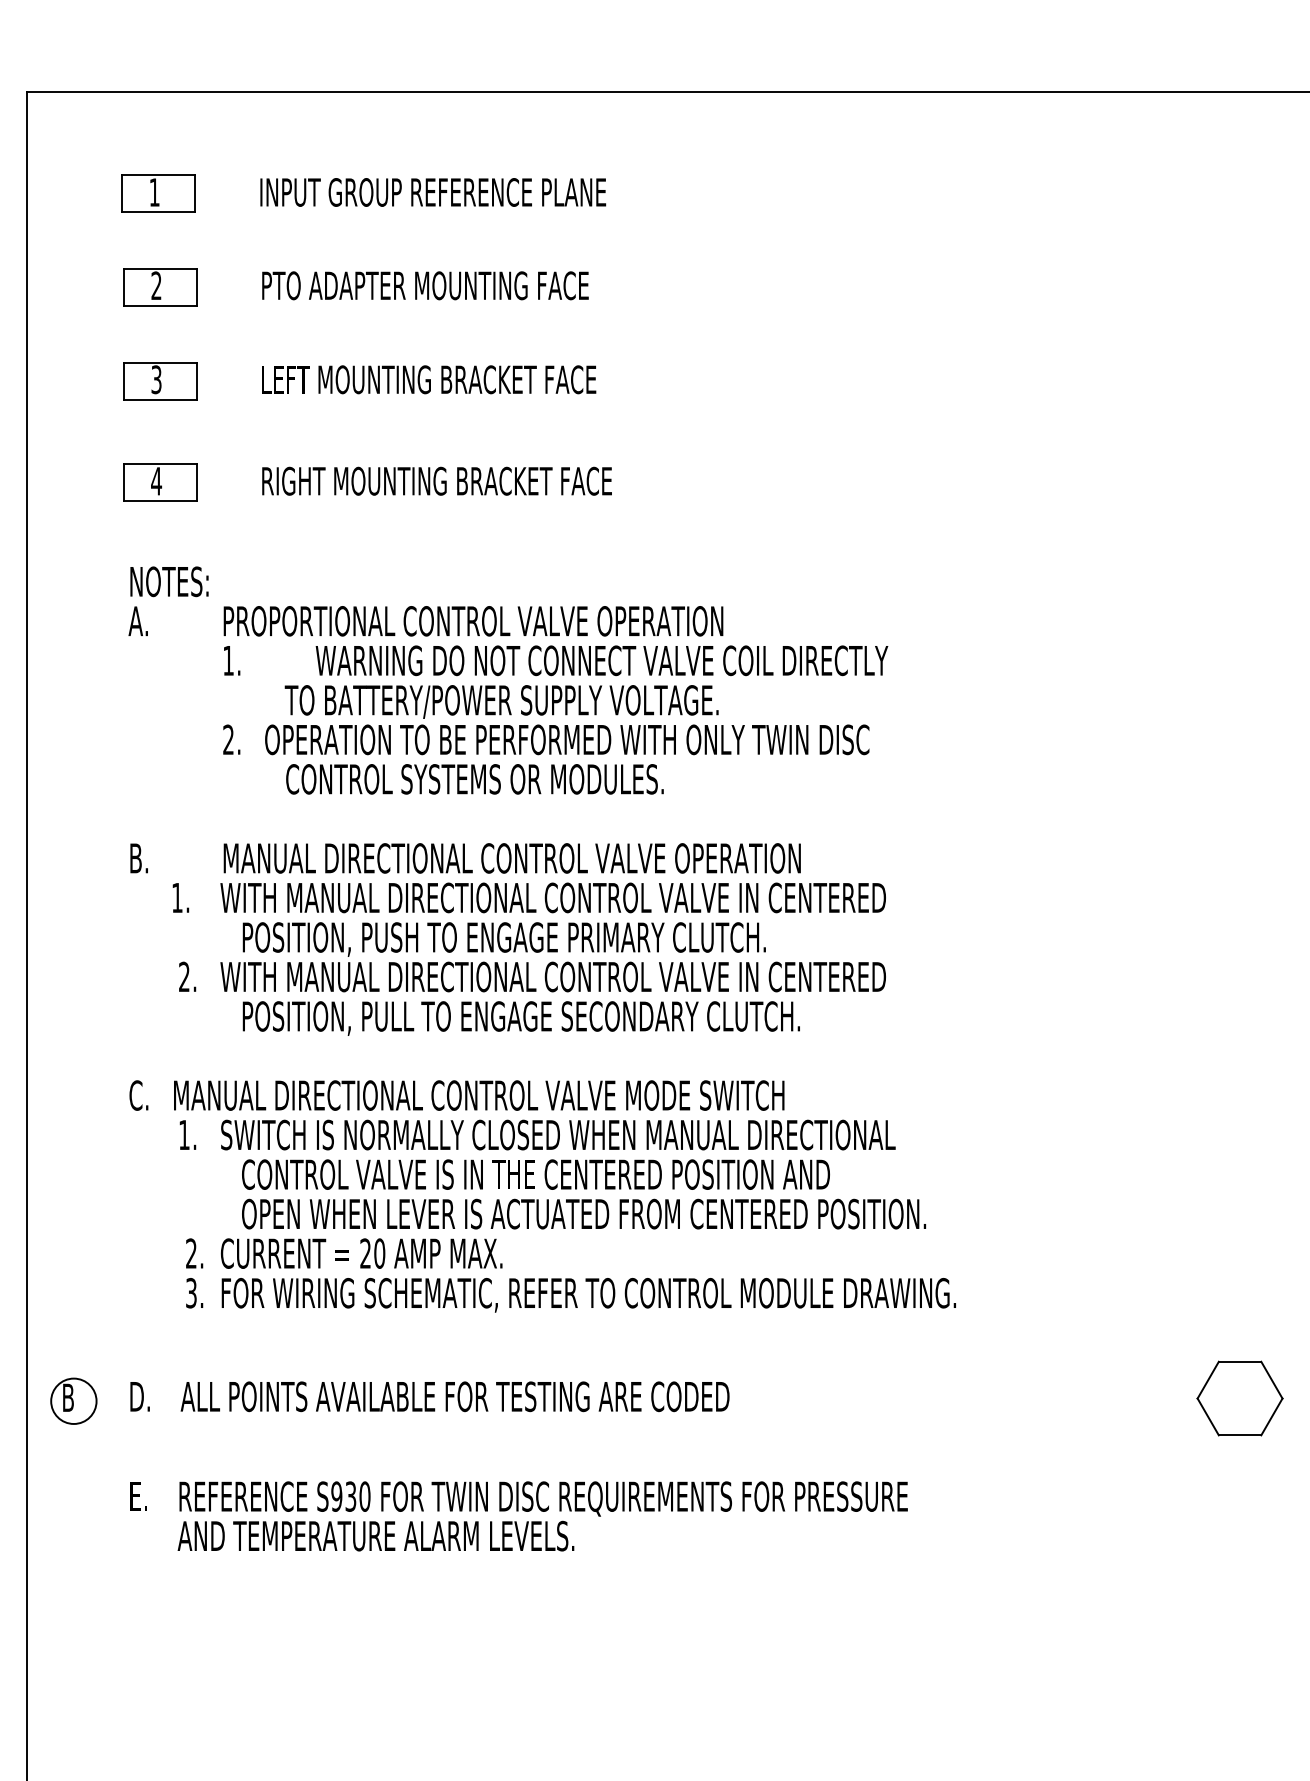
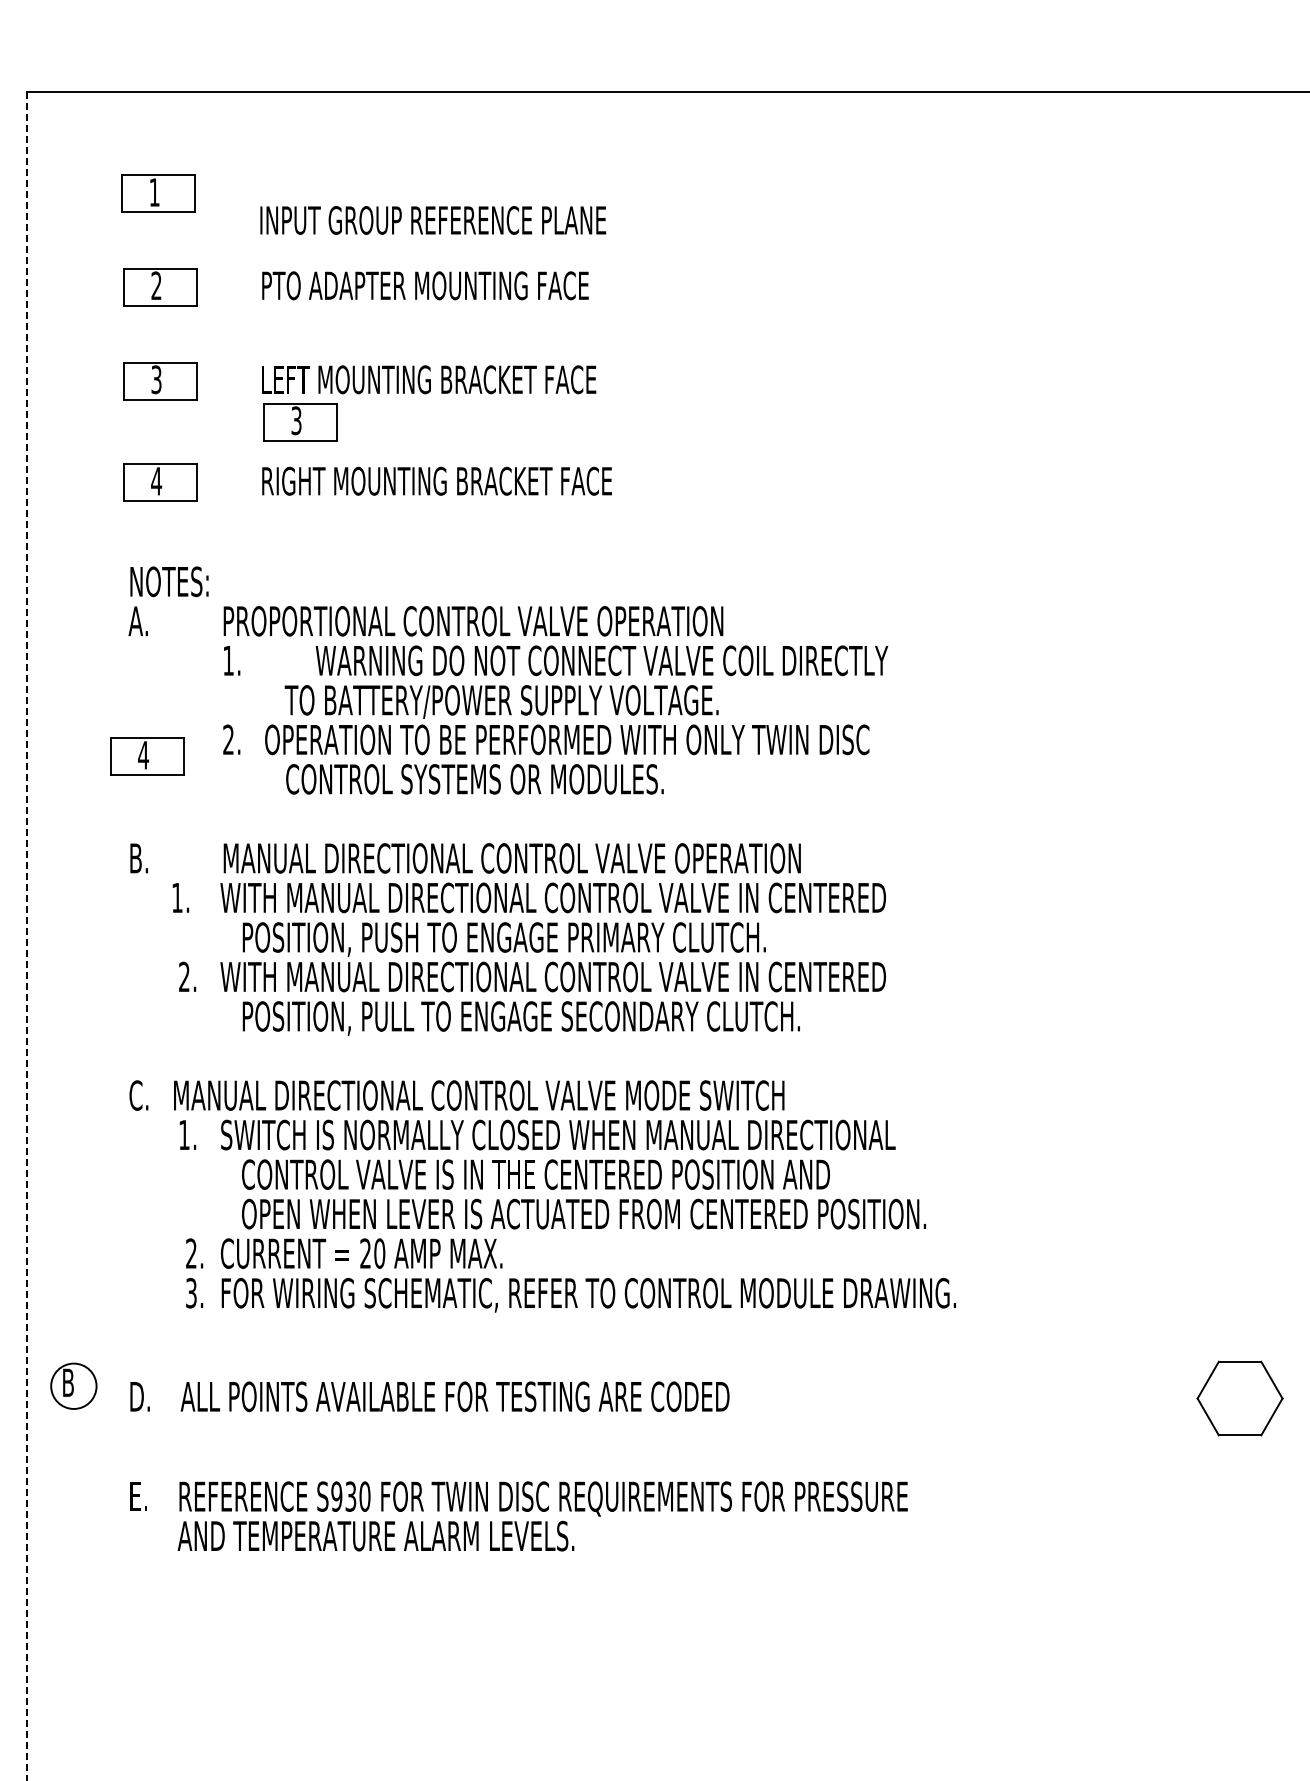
text position: (433, 192) -> (433, 220) (433, 220)
part: none -> present (300, 422)
part: none -> present (147, 756)
line: solid -> dashed (27, 937)
part position: (73, 1400) -> (73, 1385) (73, 1385)
